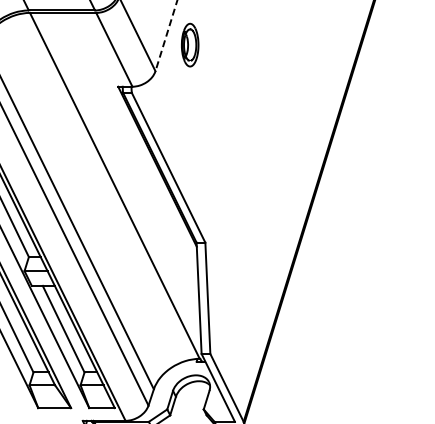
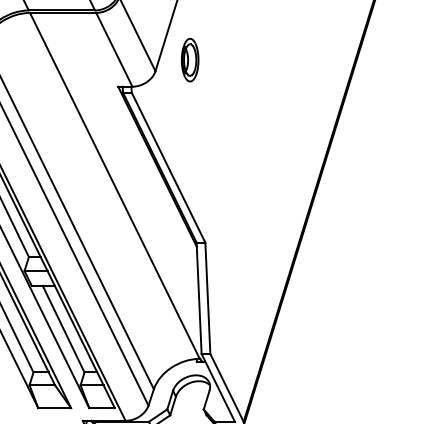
line: dashed -> solid (166, 35)
part position: (190, 44) -> (190, 59) (190, 59)
